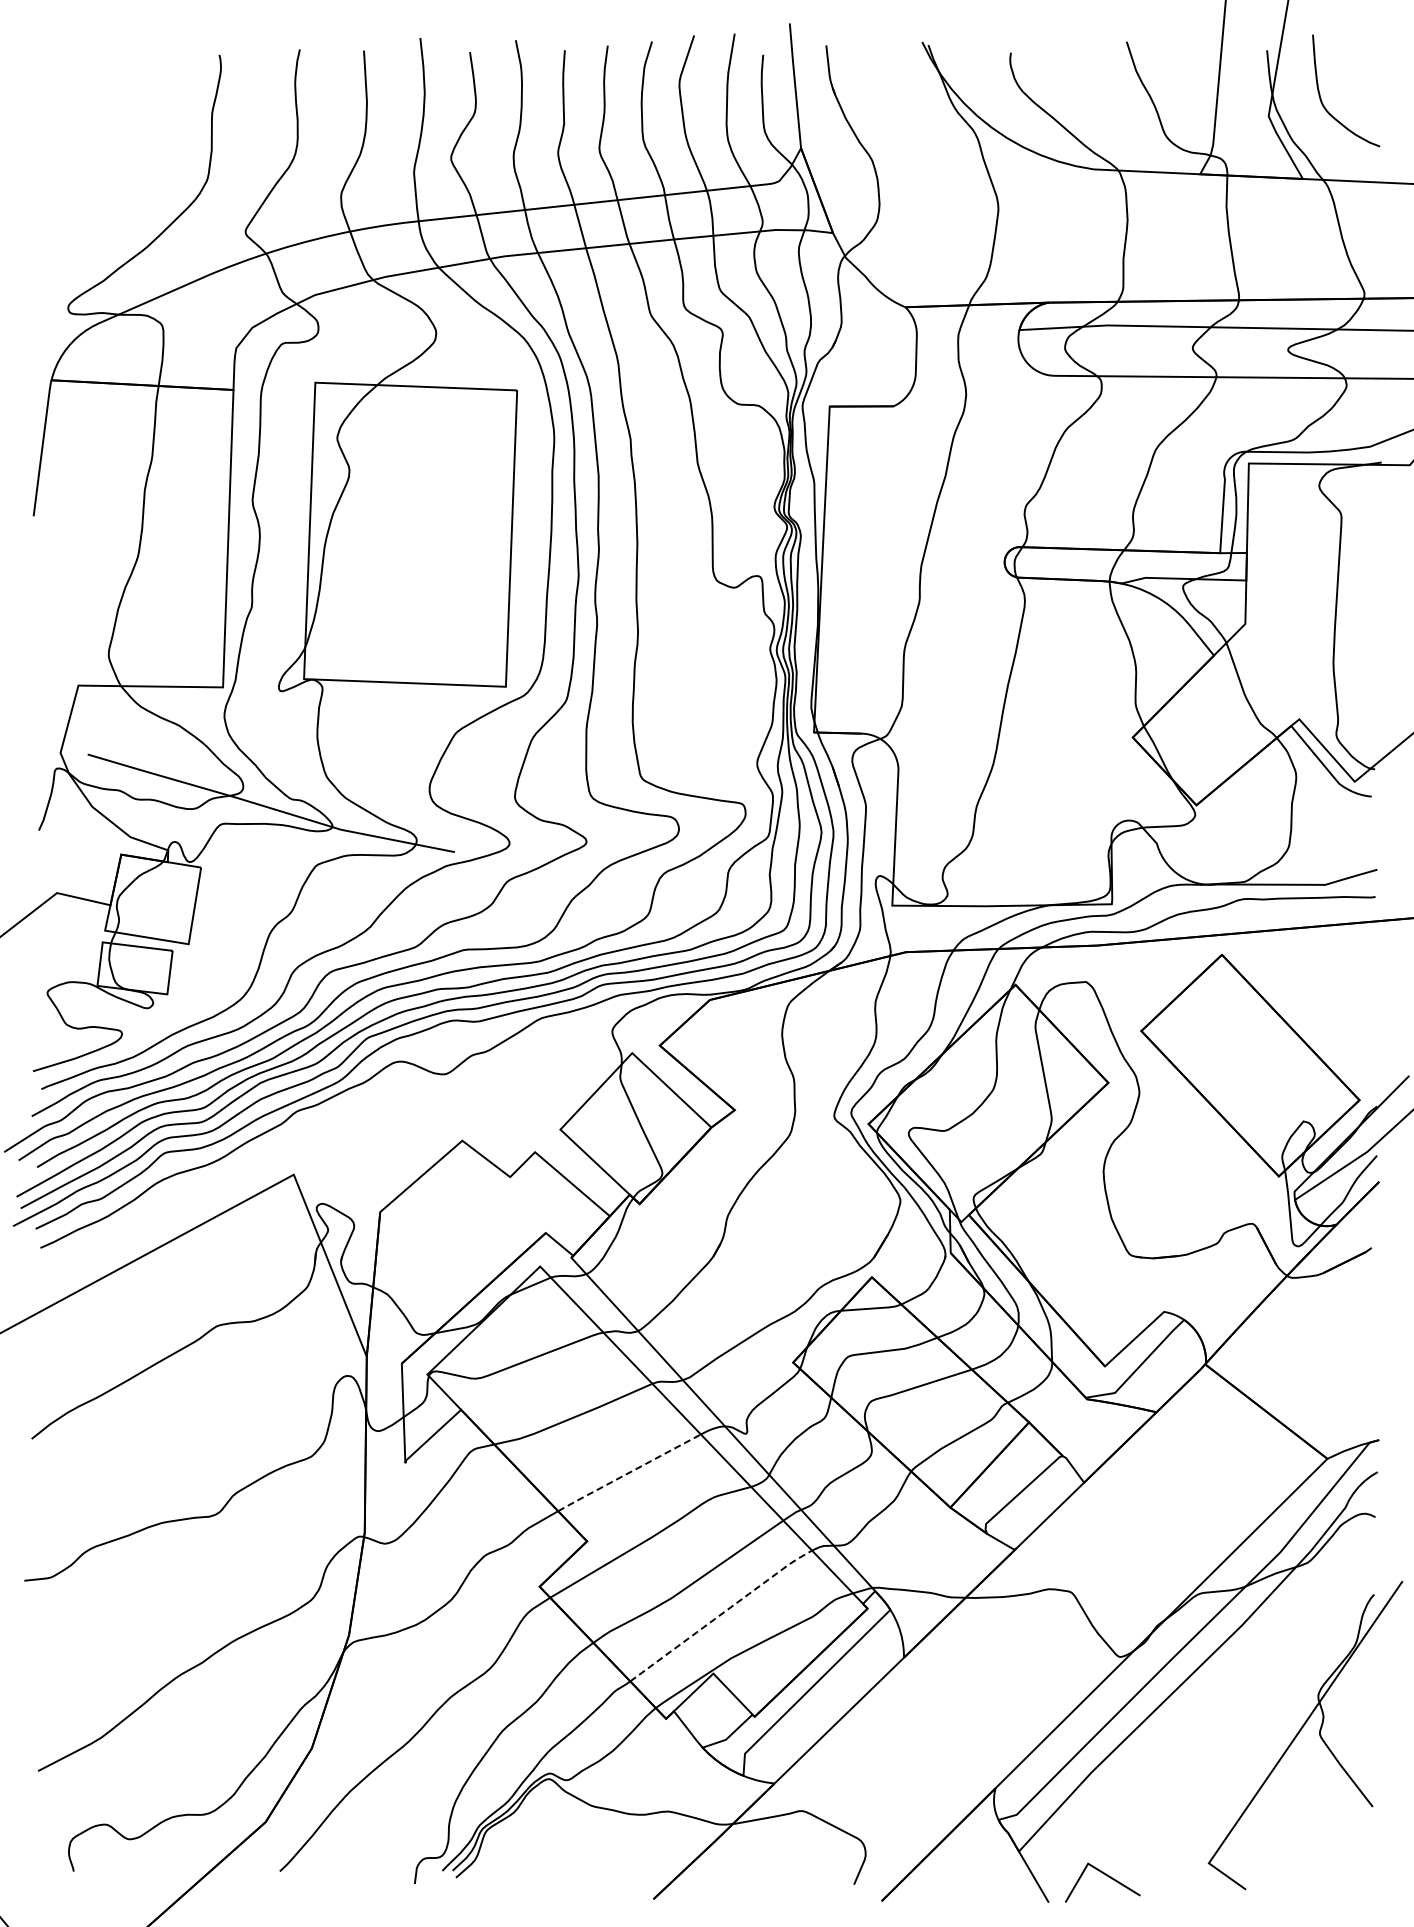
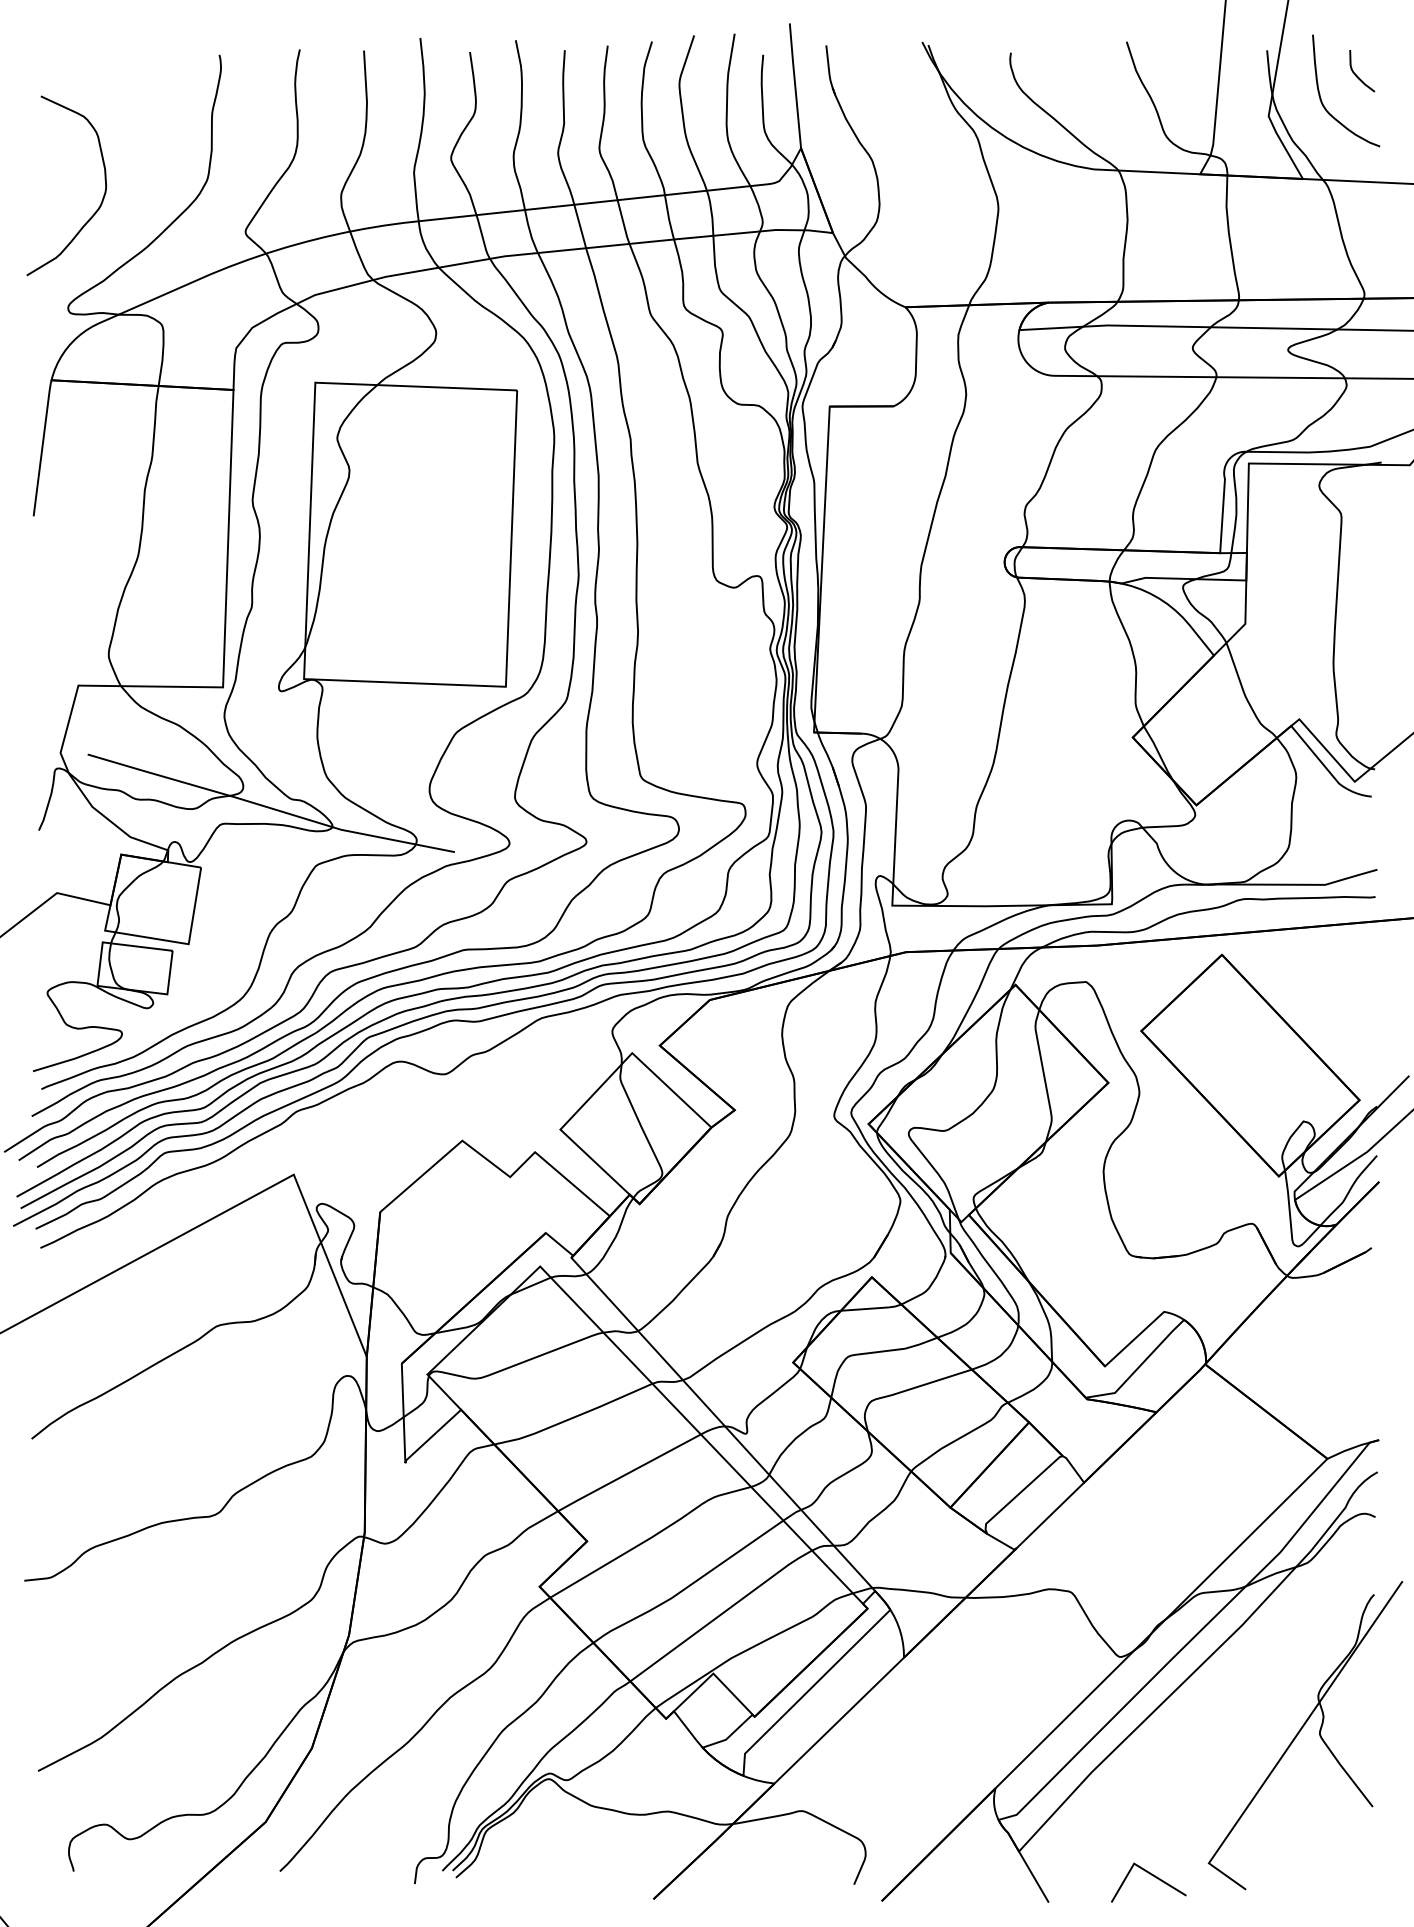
curve: none -> present (1357, 75)
curve: none -> present (102, 197)
line: dashed -> solid (629, 1472)
line: dashed -> solid (721, 1614)
line position: (1105, 1875) -> (1151, 1875) (1151, 1875)
